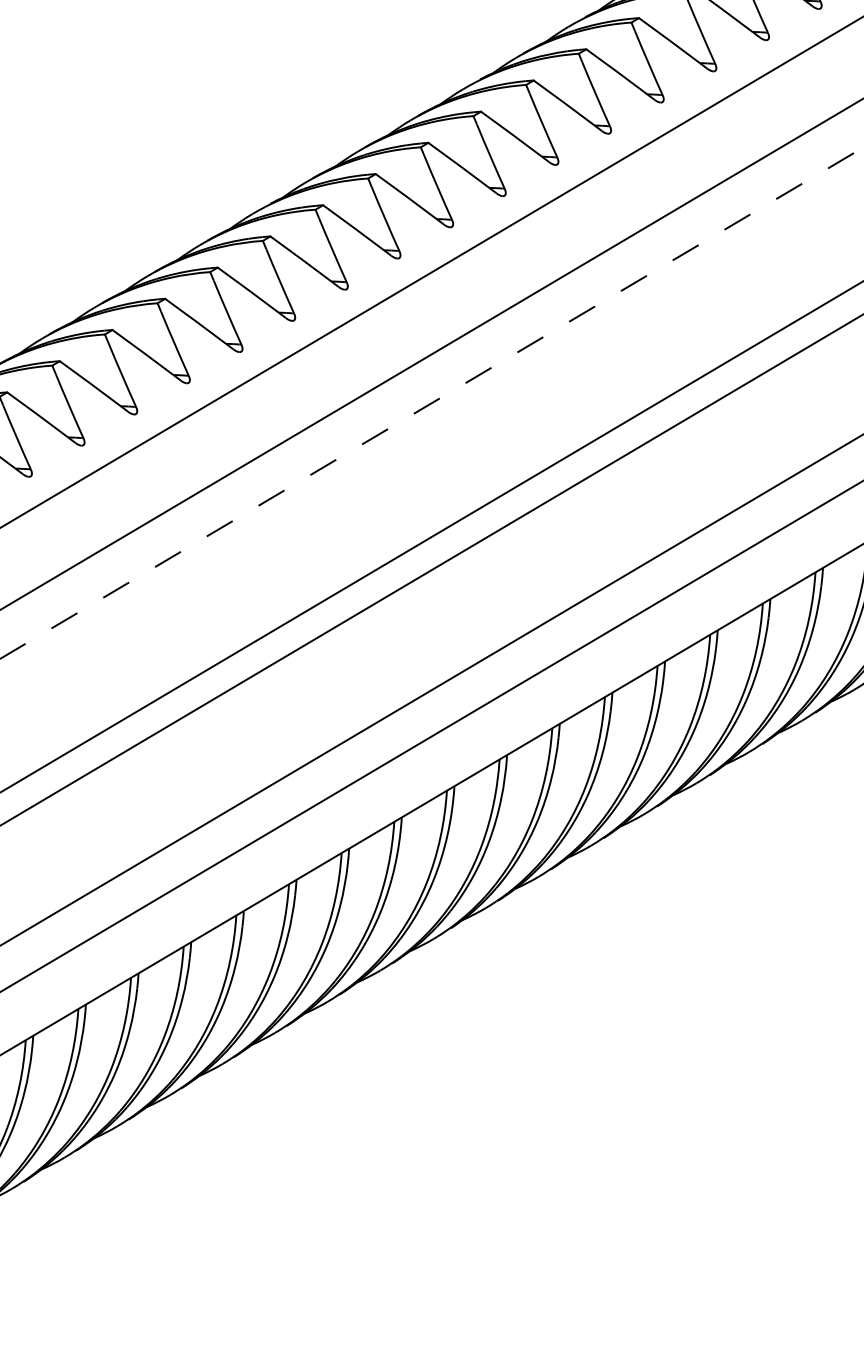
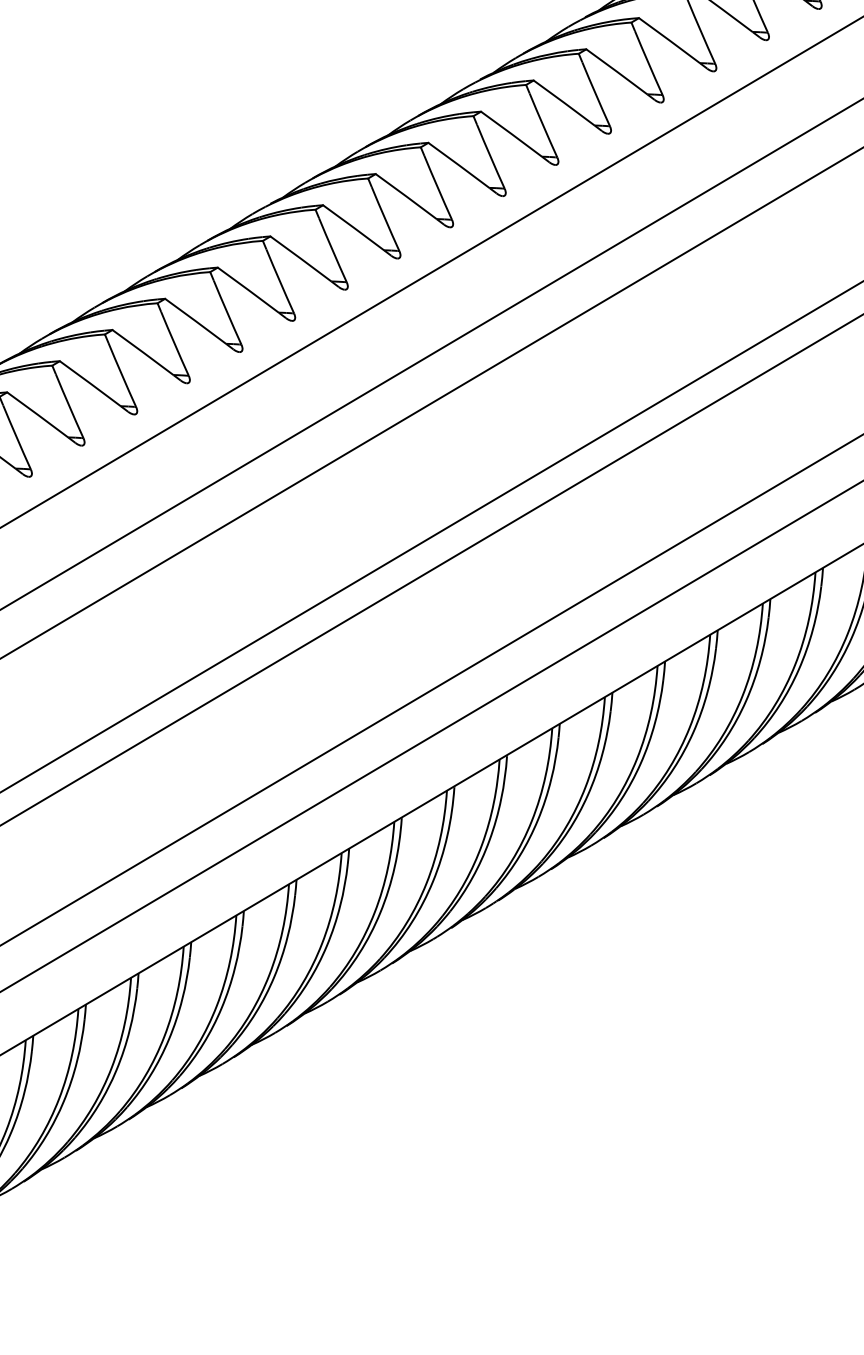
line: dashed -> solid (431, 403)
